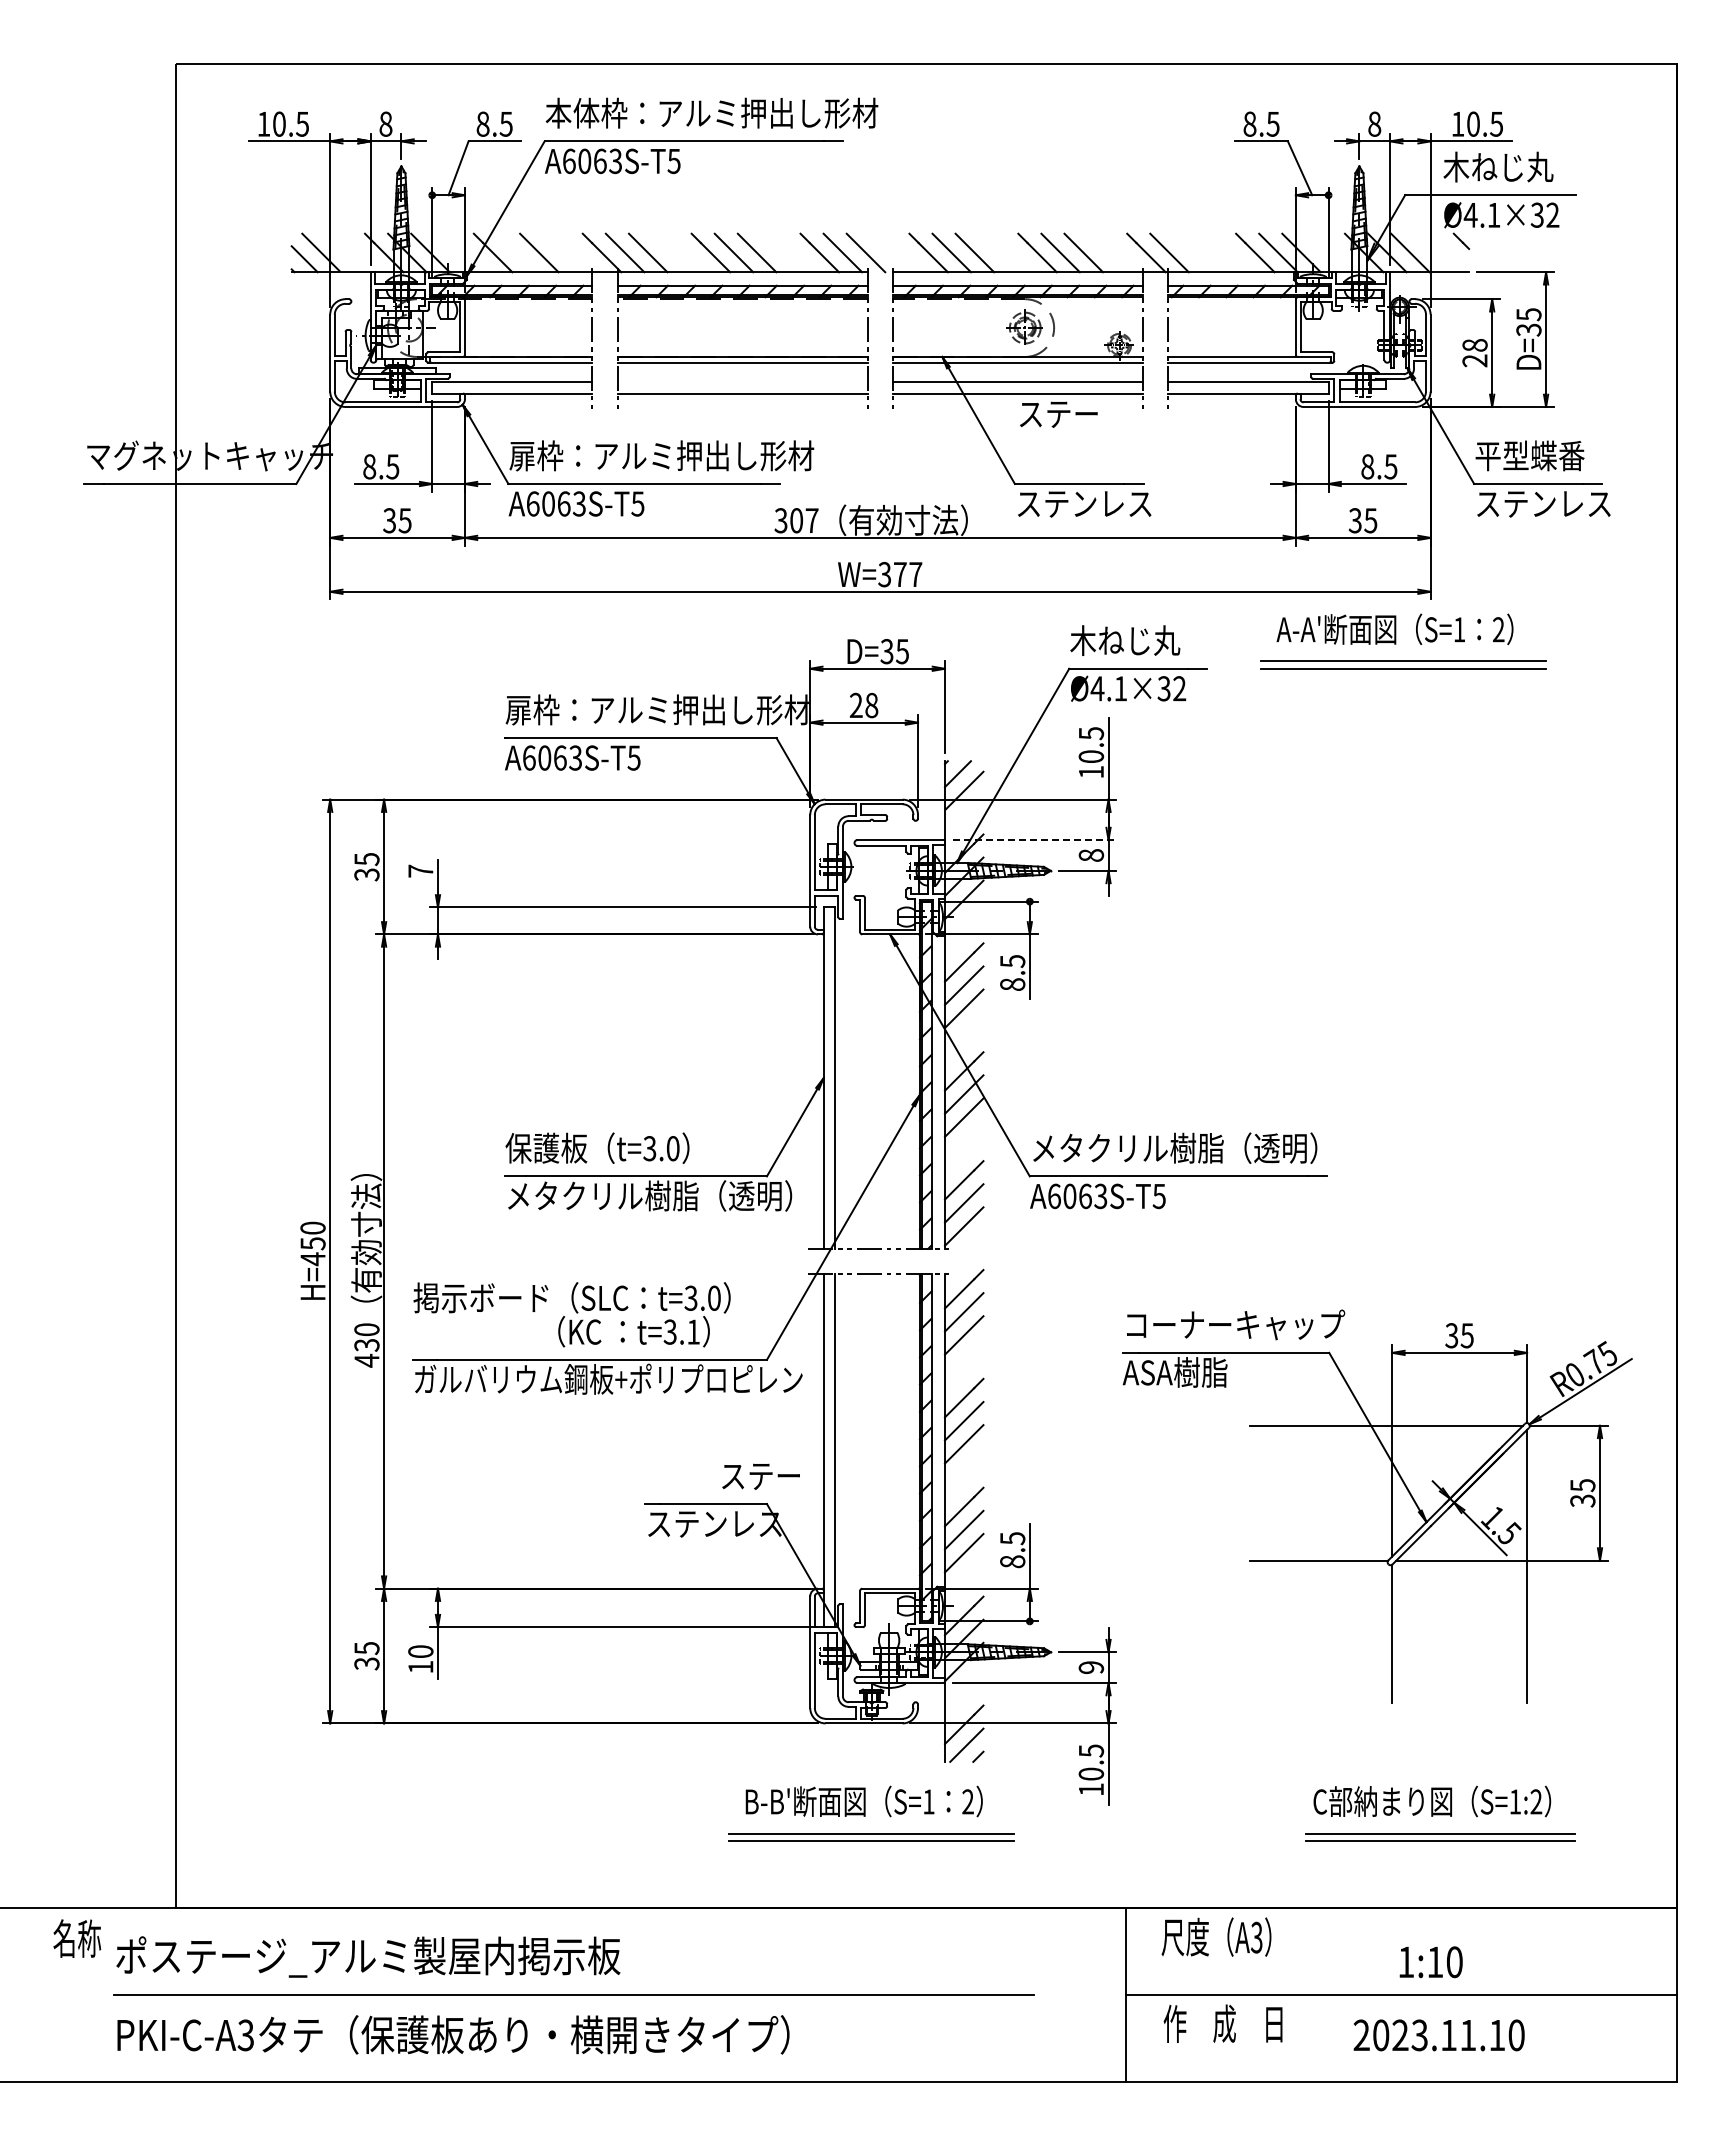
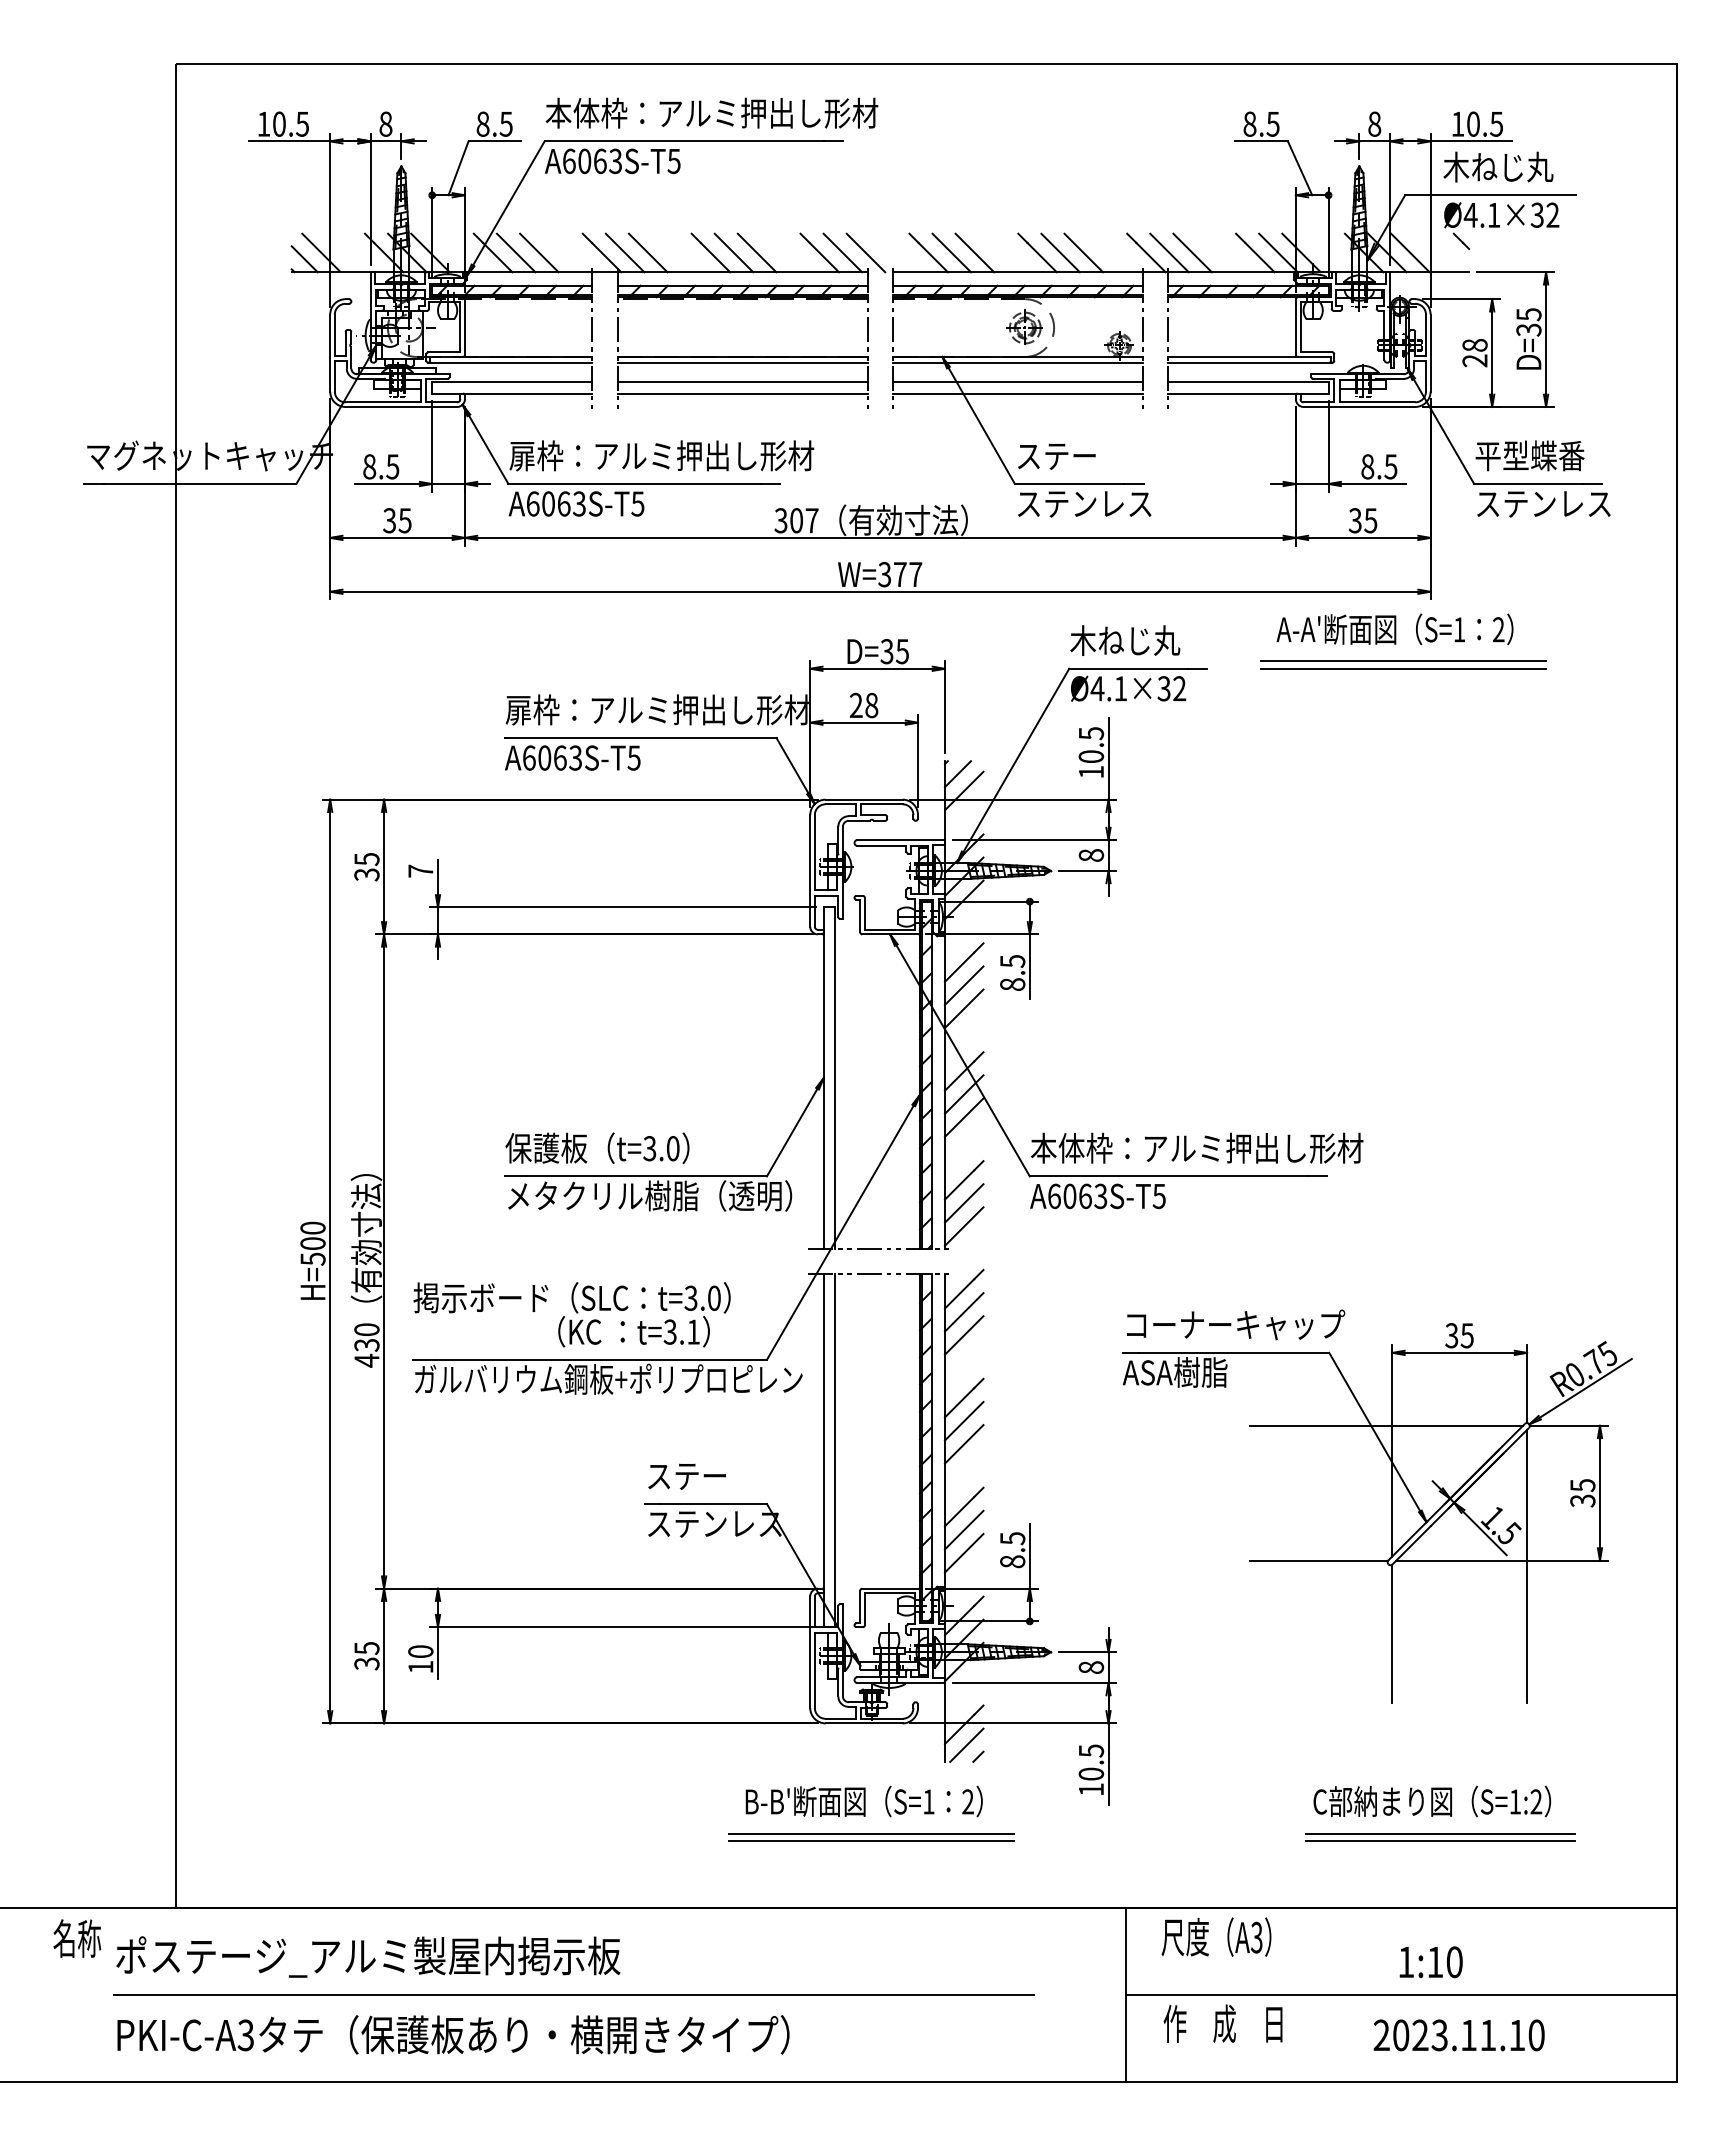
line: none -> present (515, 252)
line: none -> present (1192, 252)
line: none -> present (742, 381)
text position: (1058, 414) -> (1056, 456) (1056, 456)
line: dashed -> solid (1034, 840)
text: メタクリル樹脂（透明） -> 本体枠：アルミ押出し形材 (1197, 1147)
text: H=450 -> H=500 (312, 1251)
text position: (760, 1476) -> (686, 1476) (686, 1476)
text: 9 -> 8 (1091, 1667)
text position: (1438, 2035) -> (1458, 2035) (1458, 2035)
